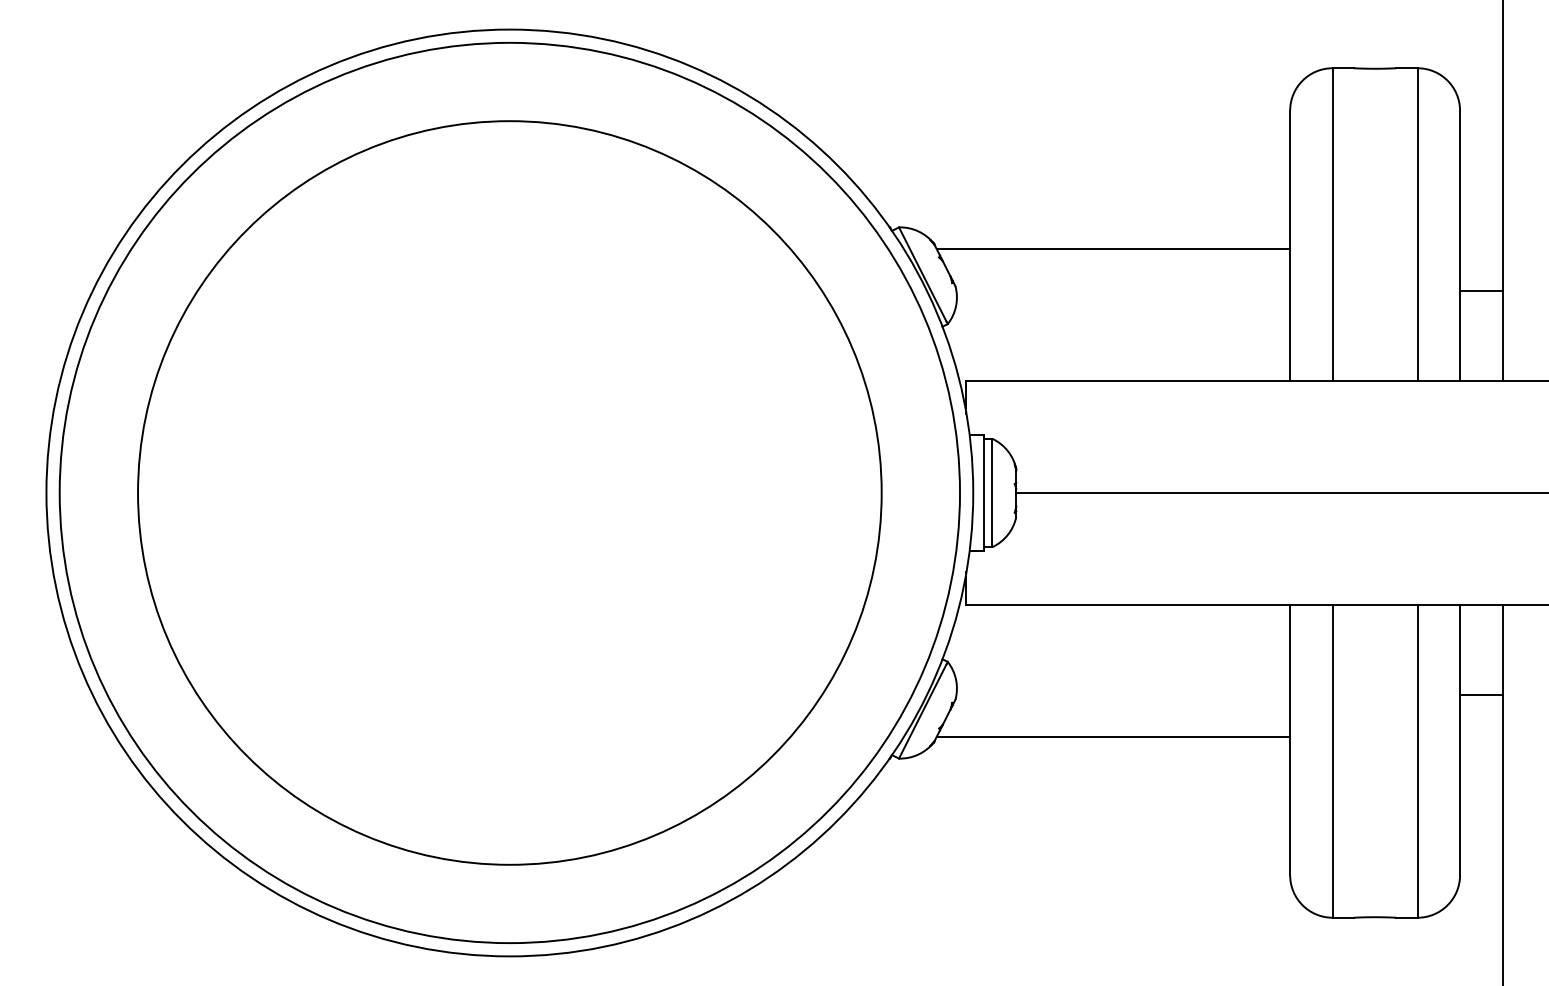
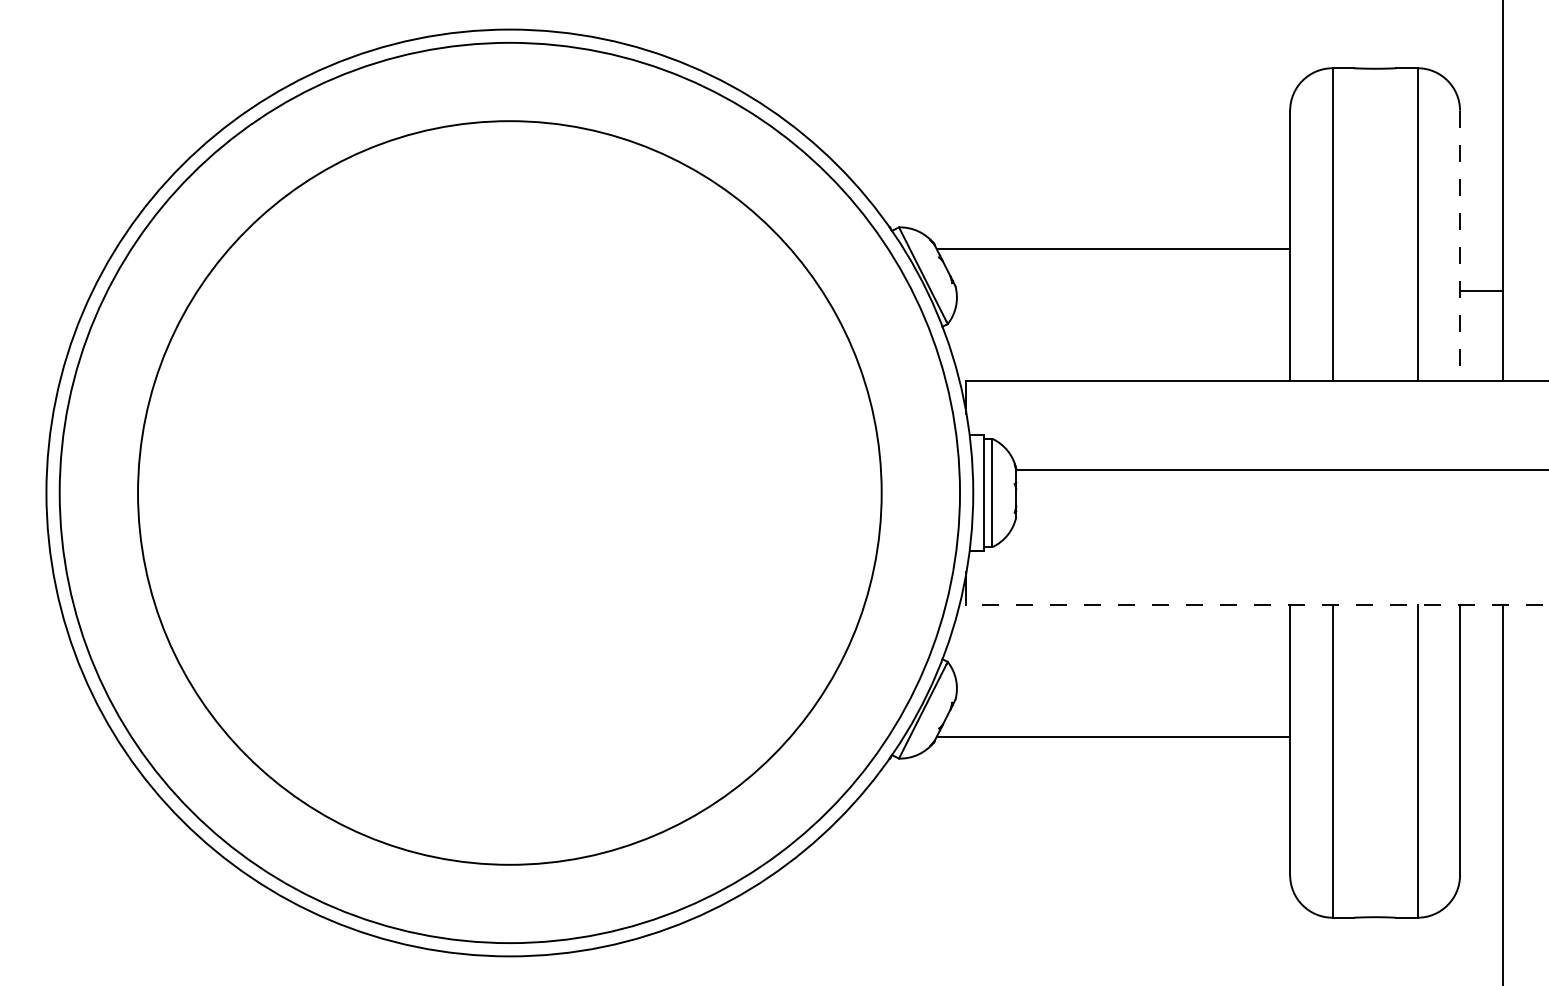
line: solid -> dashed (1460, 246)
line position: (1280, 493) -> (1280, 470) (1280, 470)
line: solid -> dashed (1257, 604)
line: present -> none (1481, 694)
